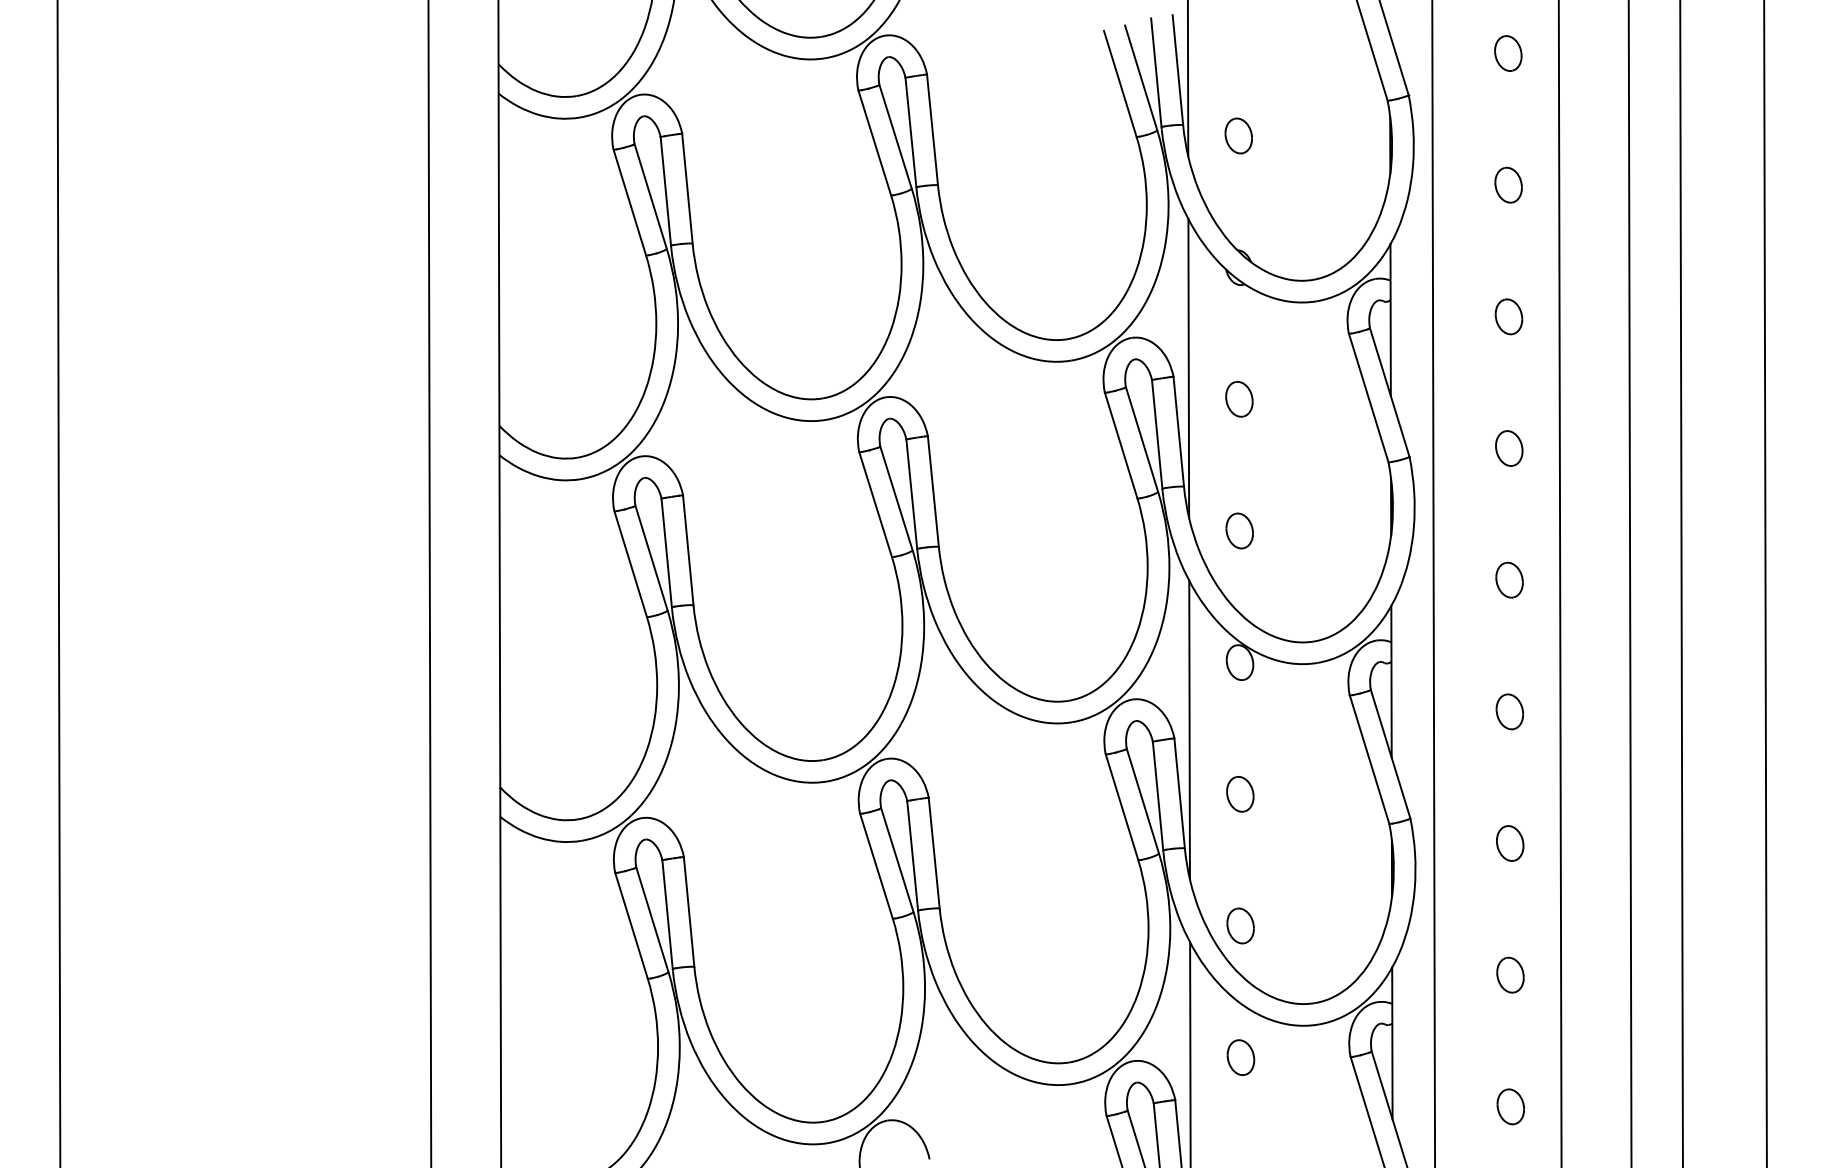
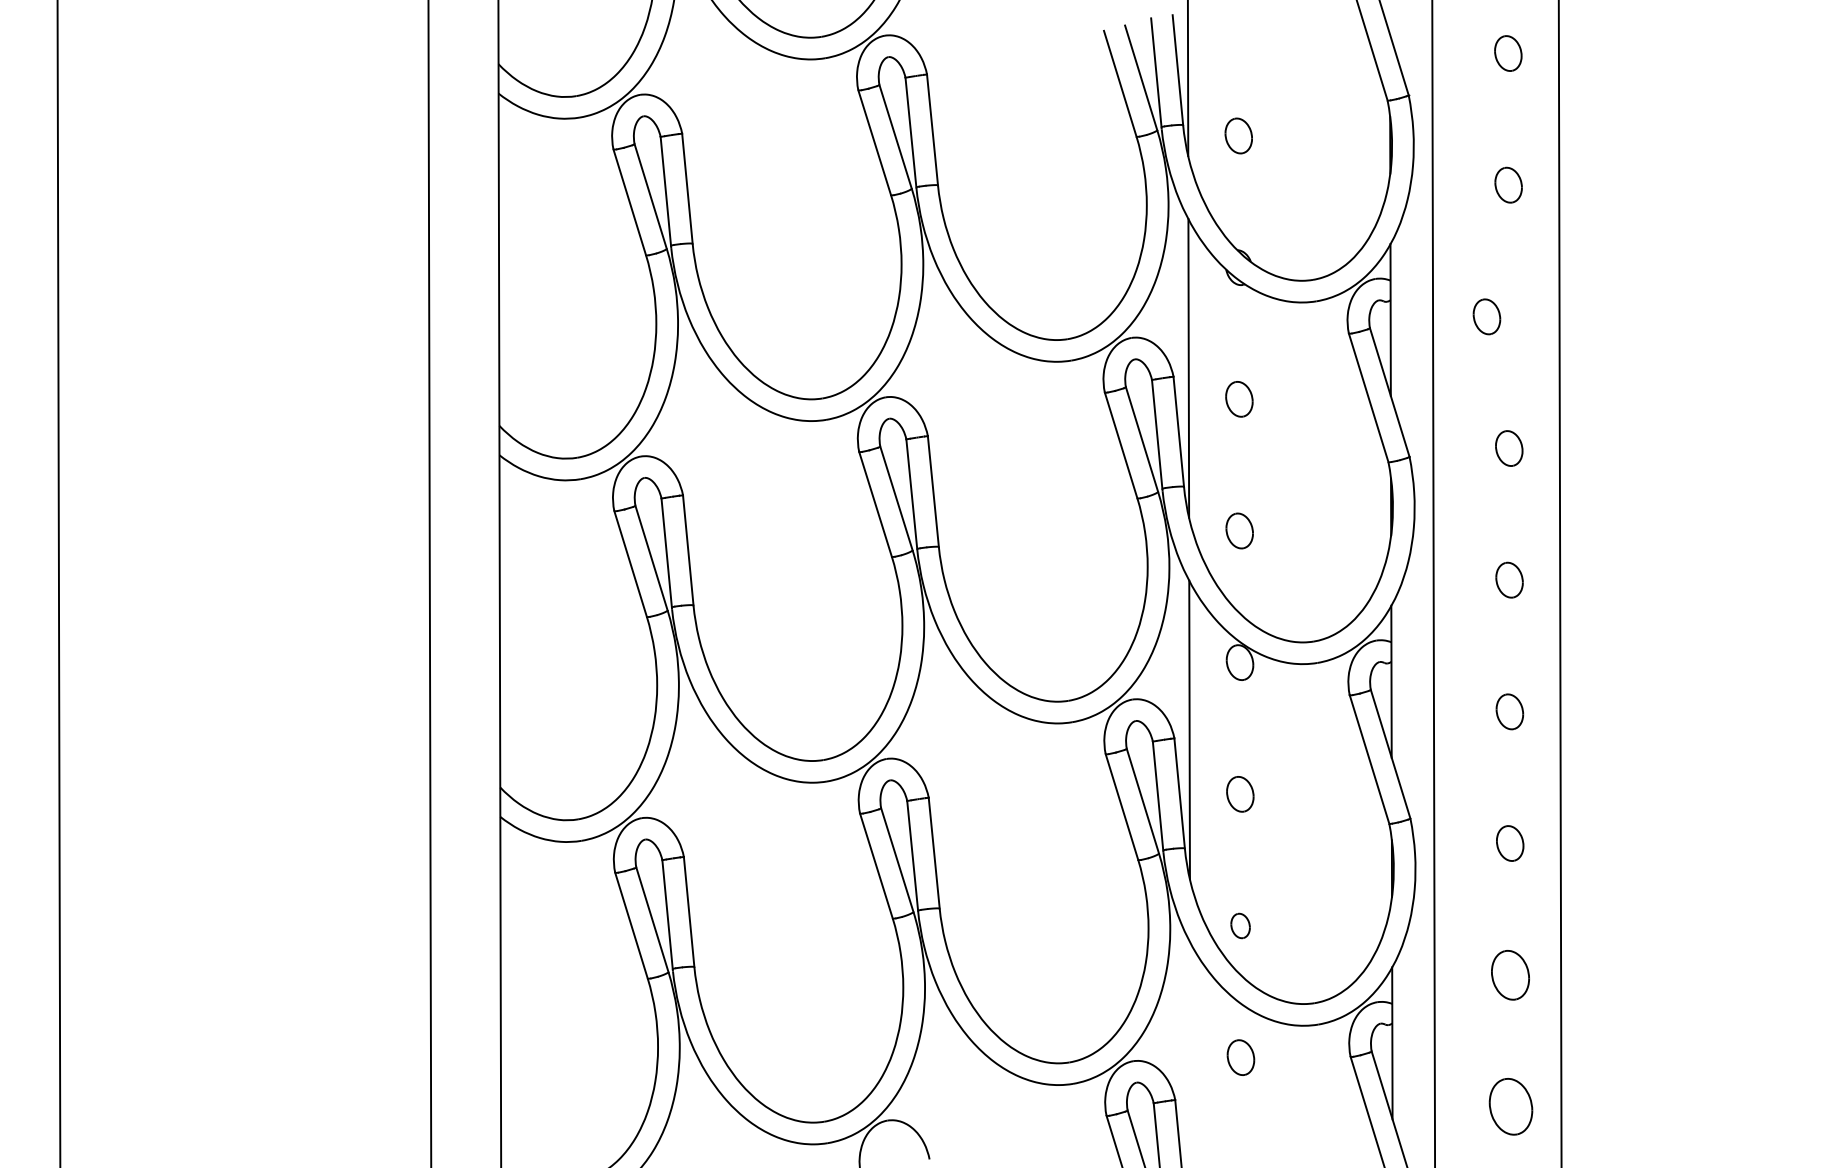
part position: (1508, 316) -> (1486, 316) (1486, 316)
line: present -> none (1629, 583)
line: present -> none (1681, 583)
line: present -> none (1765, 583)
part size: 29x38 px -> 21x28 px (1240, 925)
part size: 29x38 px -> 39x51 px (1510, 975)
line: present -> none (1190, 1053)
part size: 29x38 px -> 46x58 px (1510, 1106)
